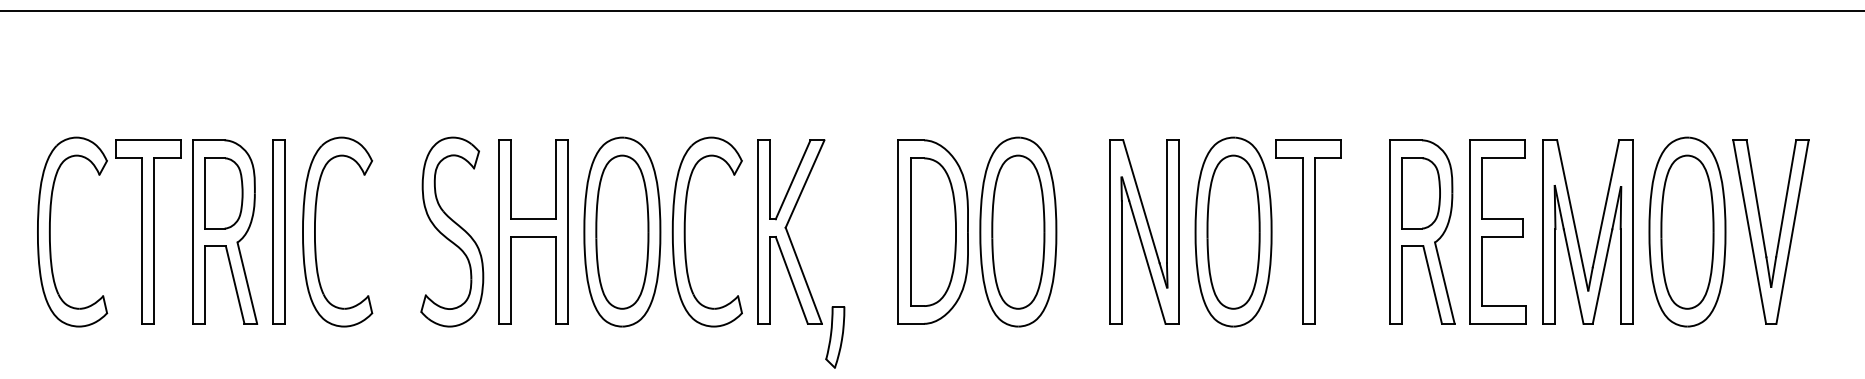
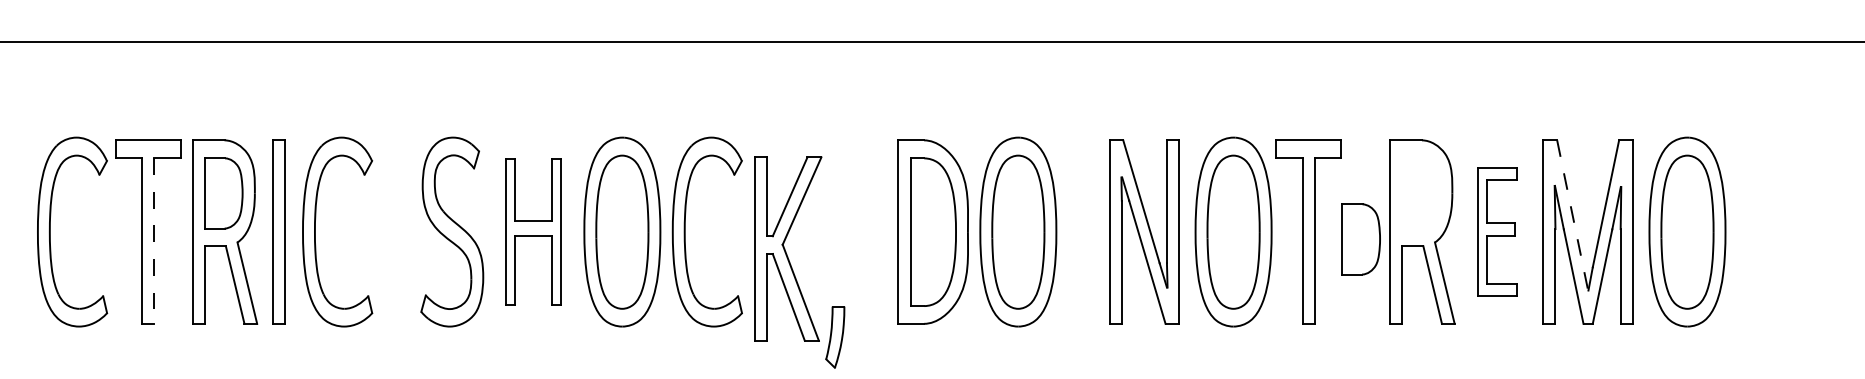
line position: (931, 11) -> (931, 42) (931, 42)
part position: (1420, 193) -> (1360, 239) (1360, 239)
line: solid -> dashed (1572, 215)
part size: 71x186 px -> 57x148 px (533, 231)
part position: (791, 231) -> (788, 248) (788, 248)
part size: 58x186 px -> 41x130 px (1497, 231)
part: present -> none (1763, 232)
line: solid -> dashed (154, 240)
